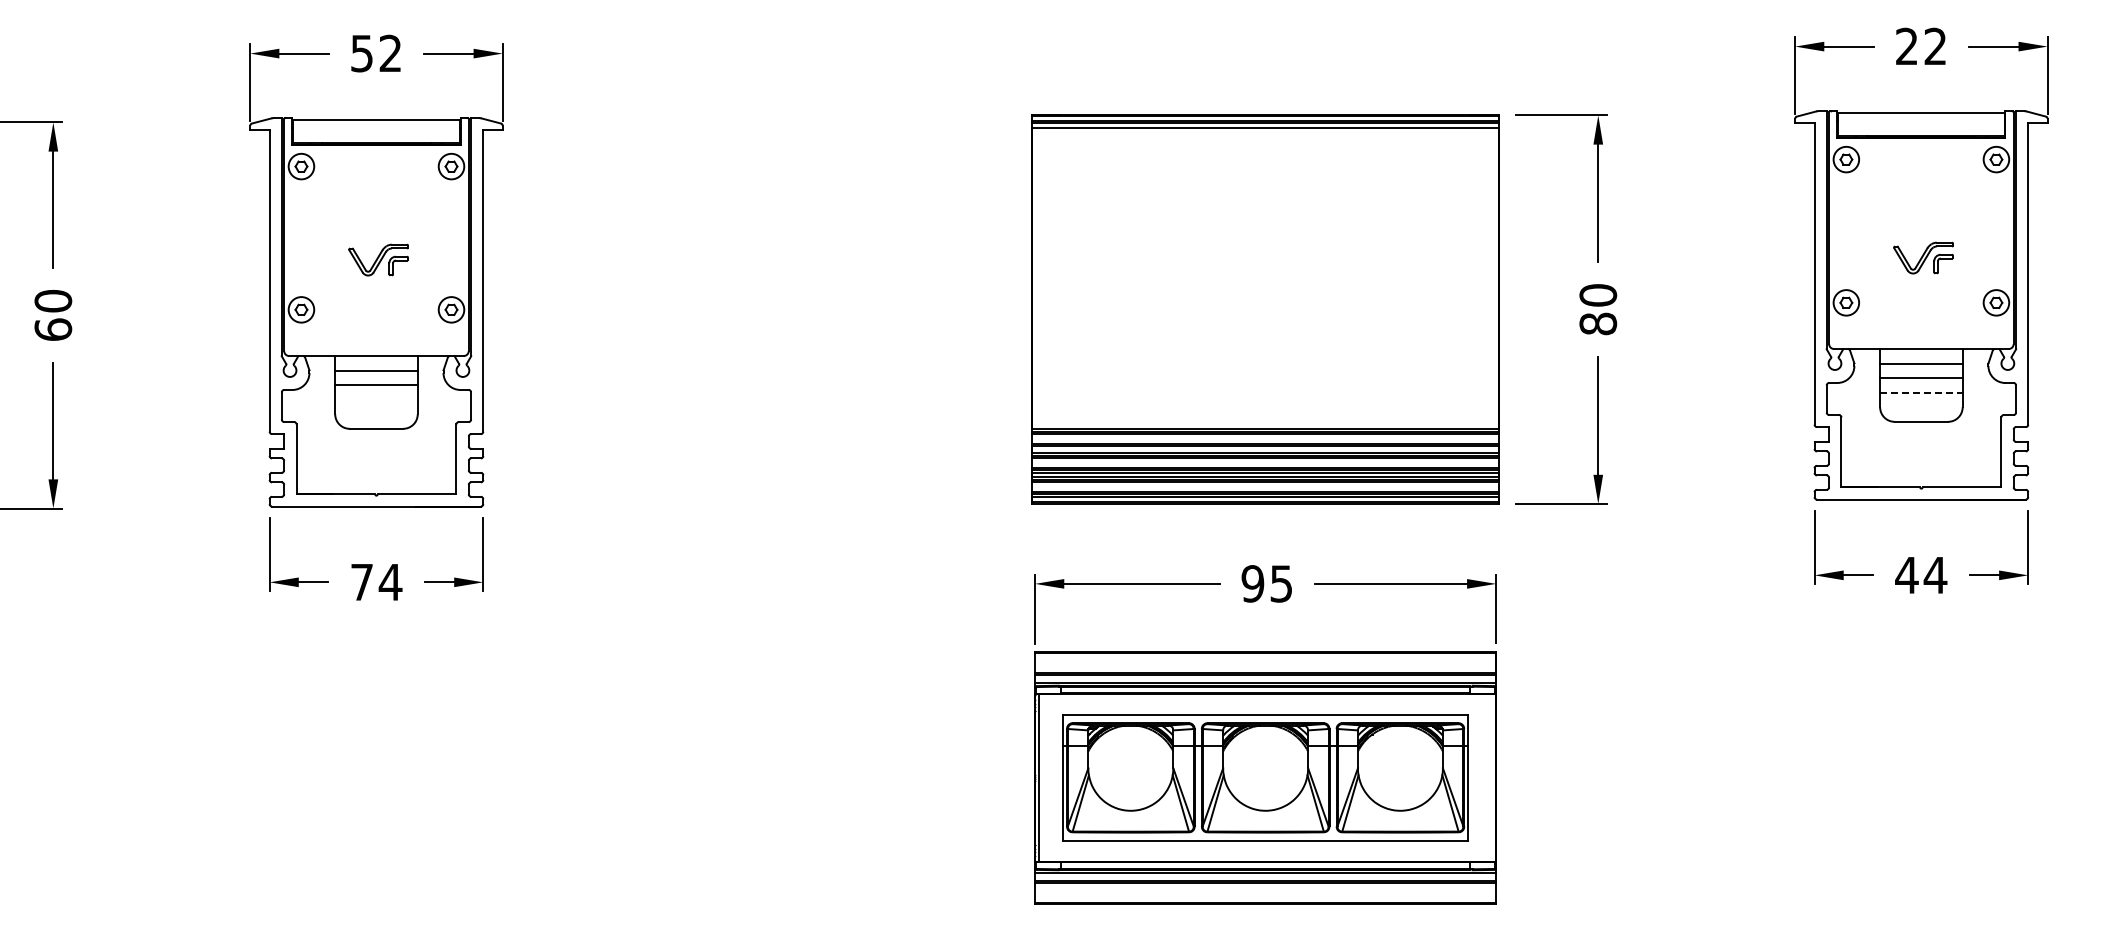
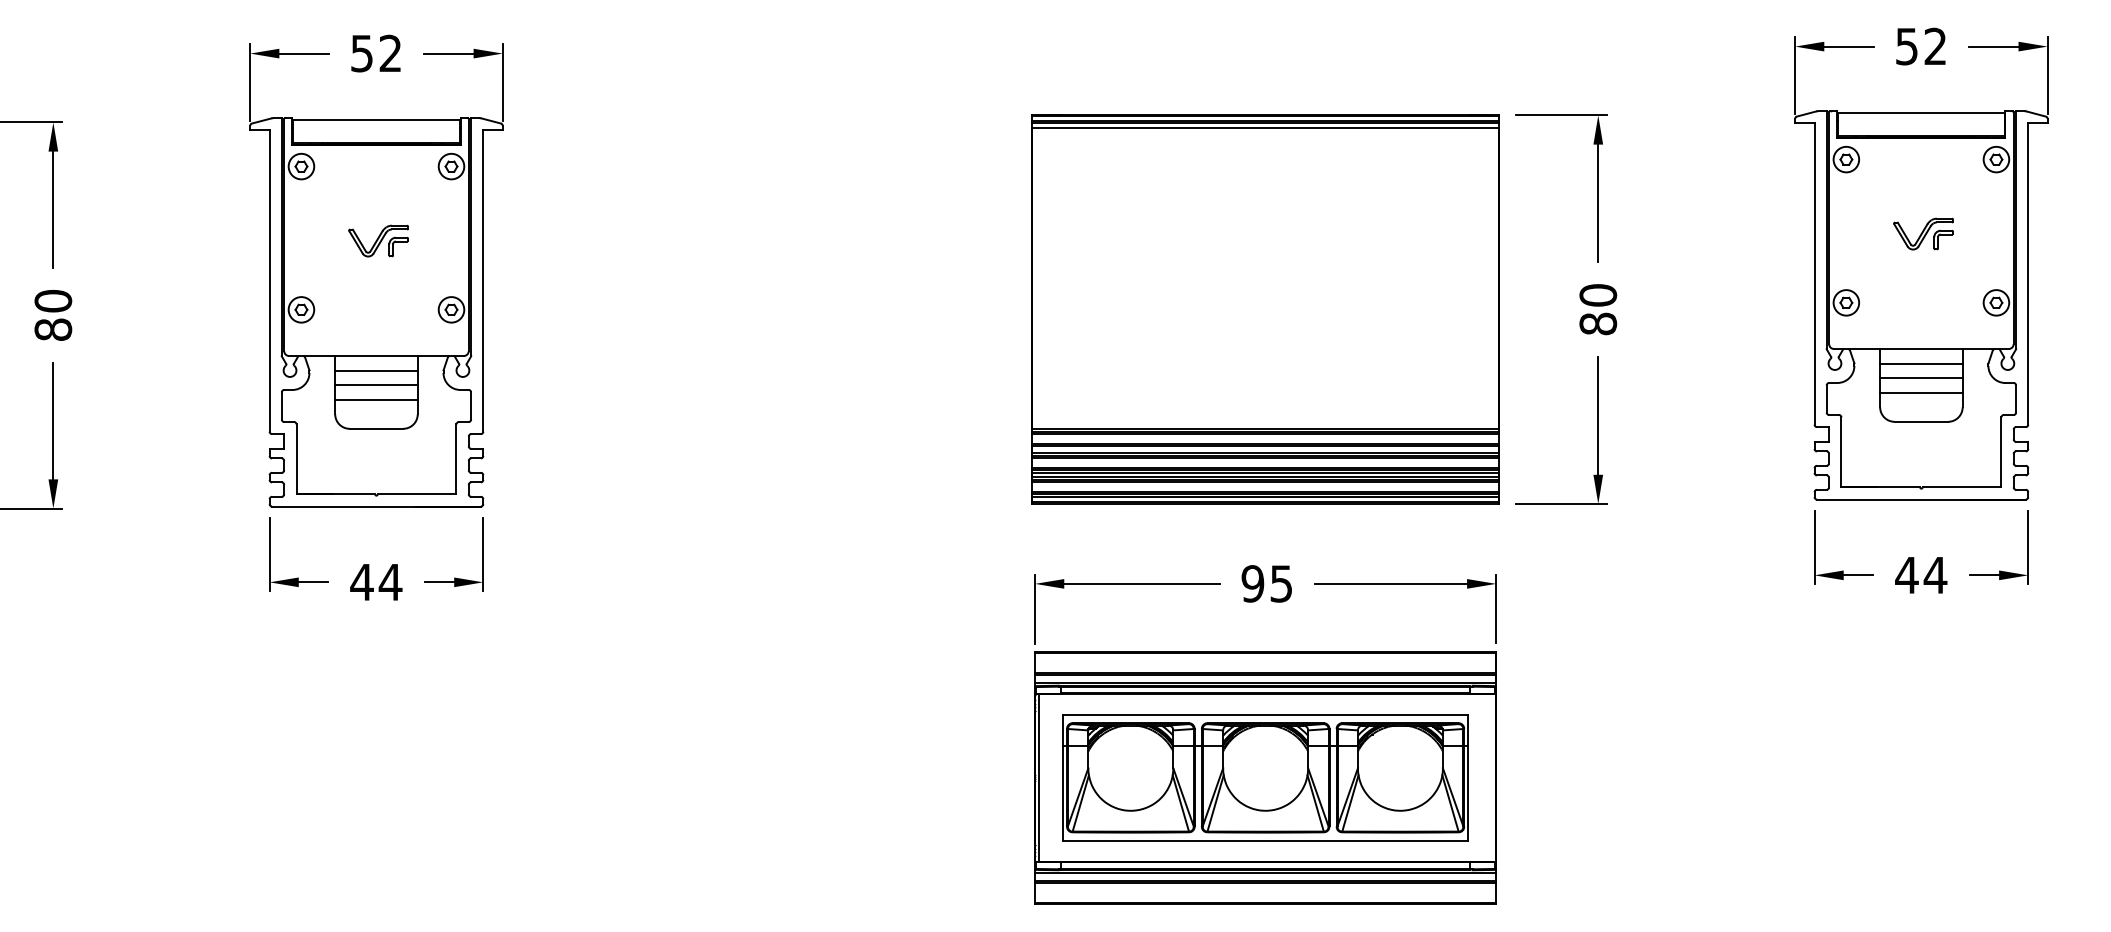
text: 22 -> 52 (1906, 46)
part position: (1923, 257) -> (1923, 233) (1923, 233)
part position: (378, 259) -> (378, 240) (378, 240)
text: 60 -> 80 (53, 329)
line: dashed -> solid (1921, 392)
line: none -> present (376, 399)
text: 74 -> 44 (361, 582)
